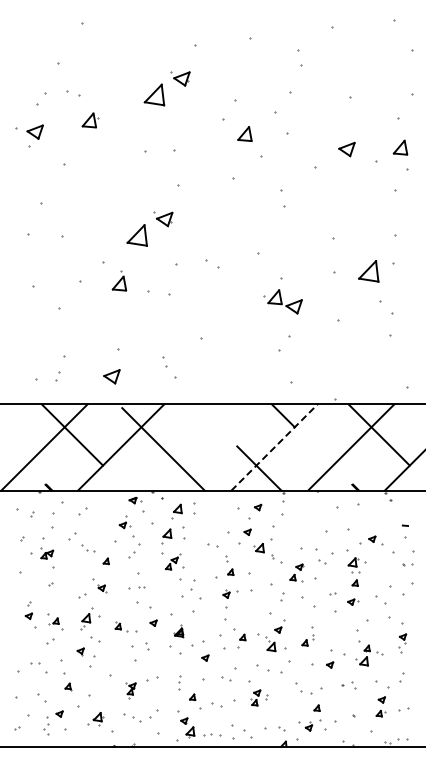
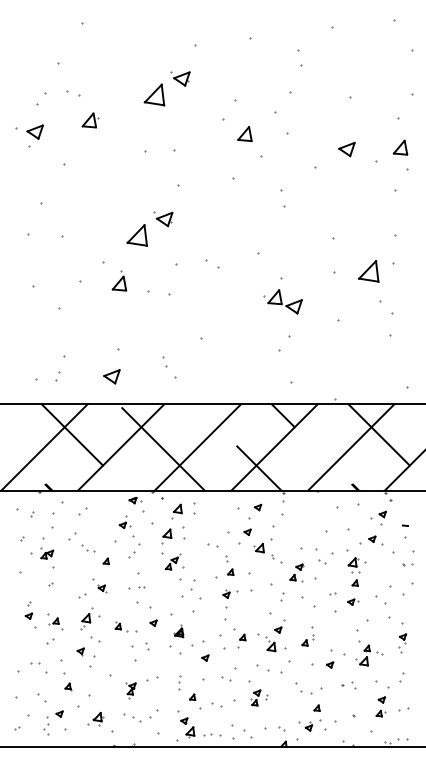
line: none -> present (197, 447)
line: dashed -> solid (274, 447)
part: none -> present (378, 517)
